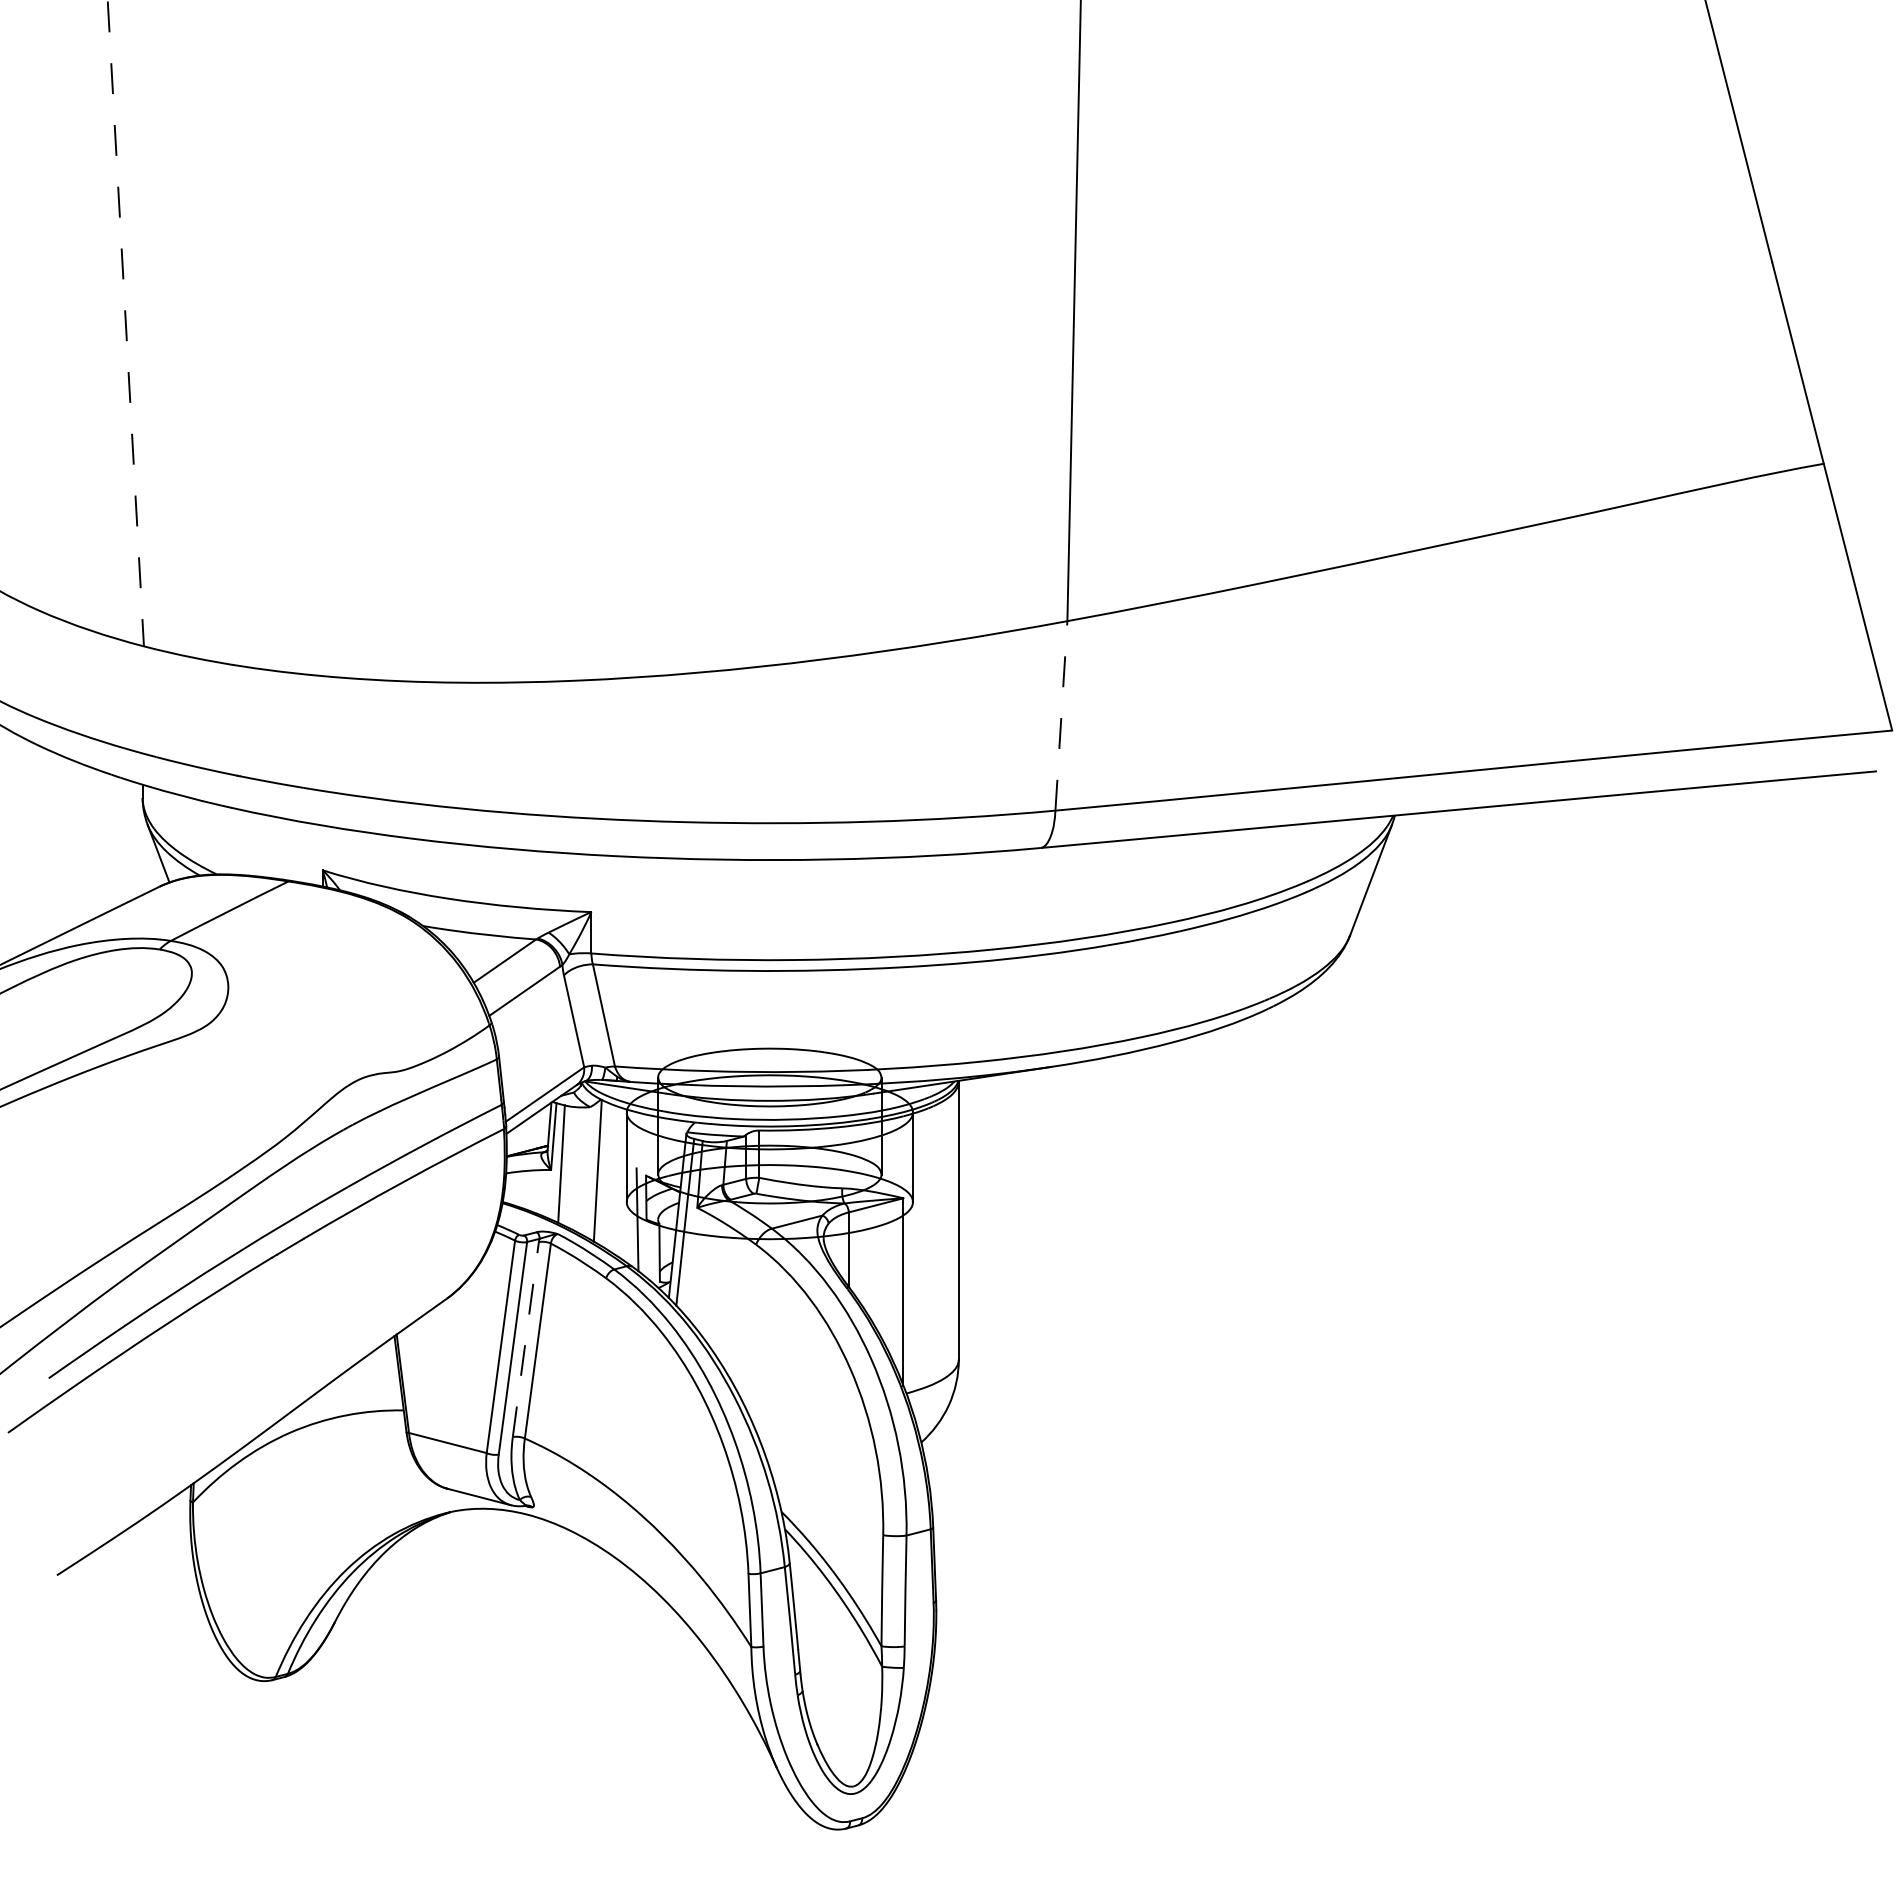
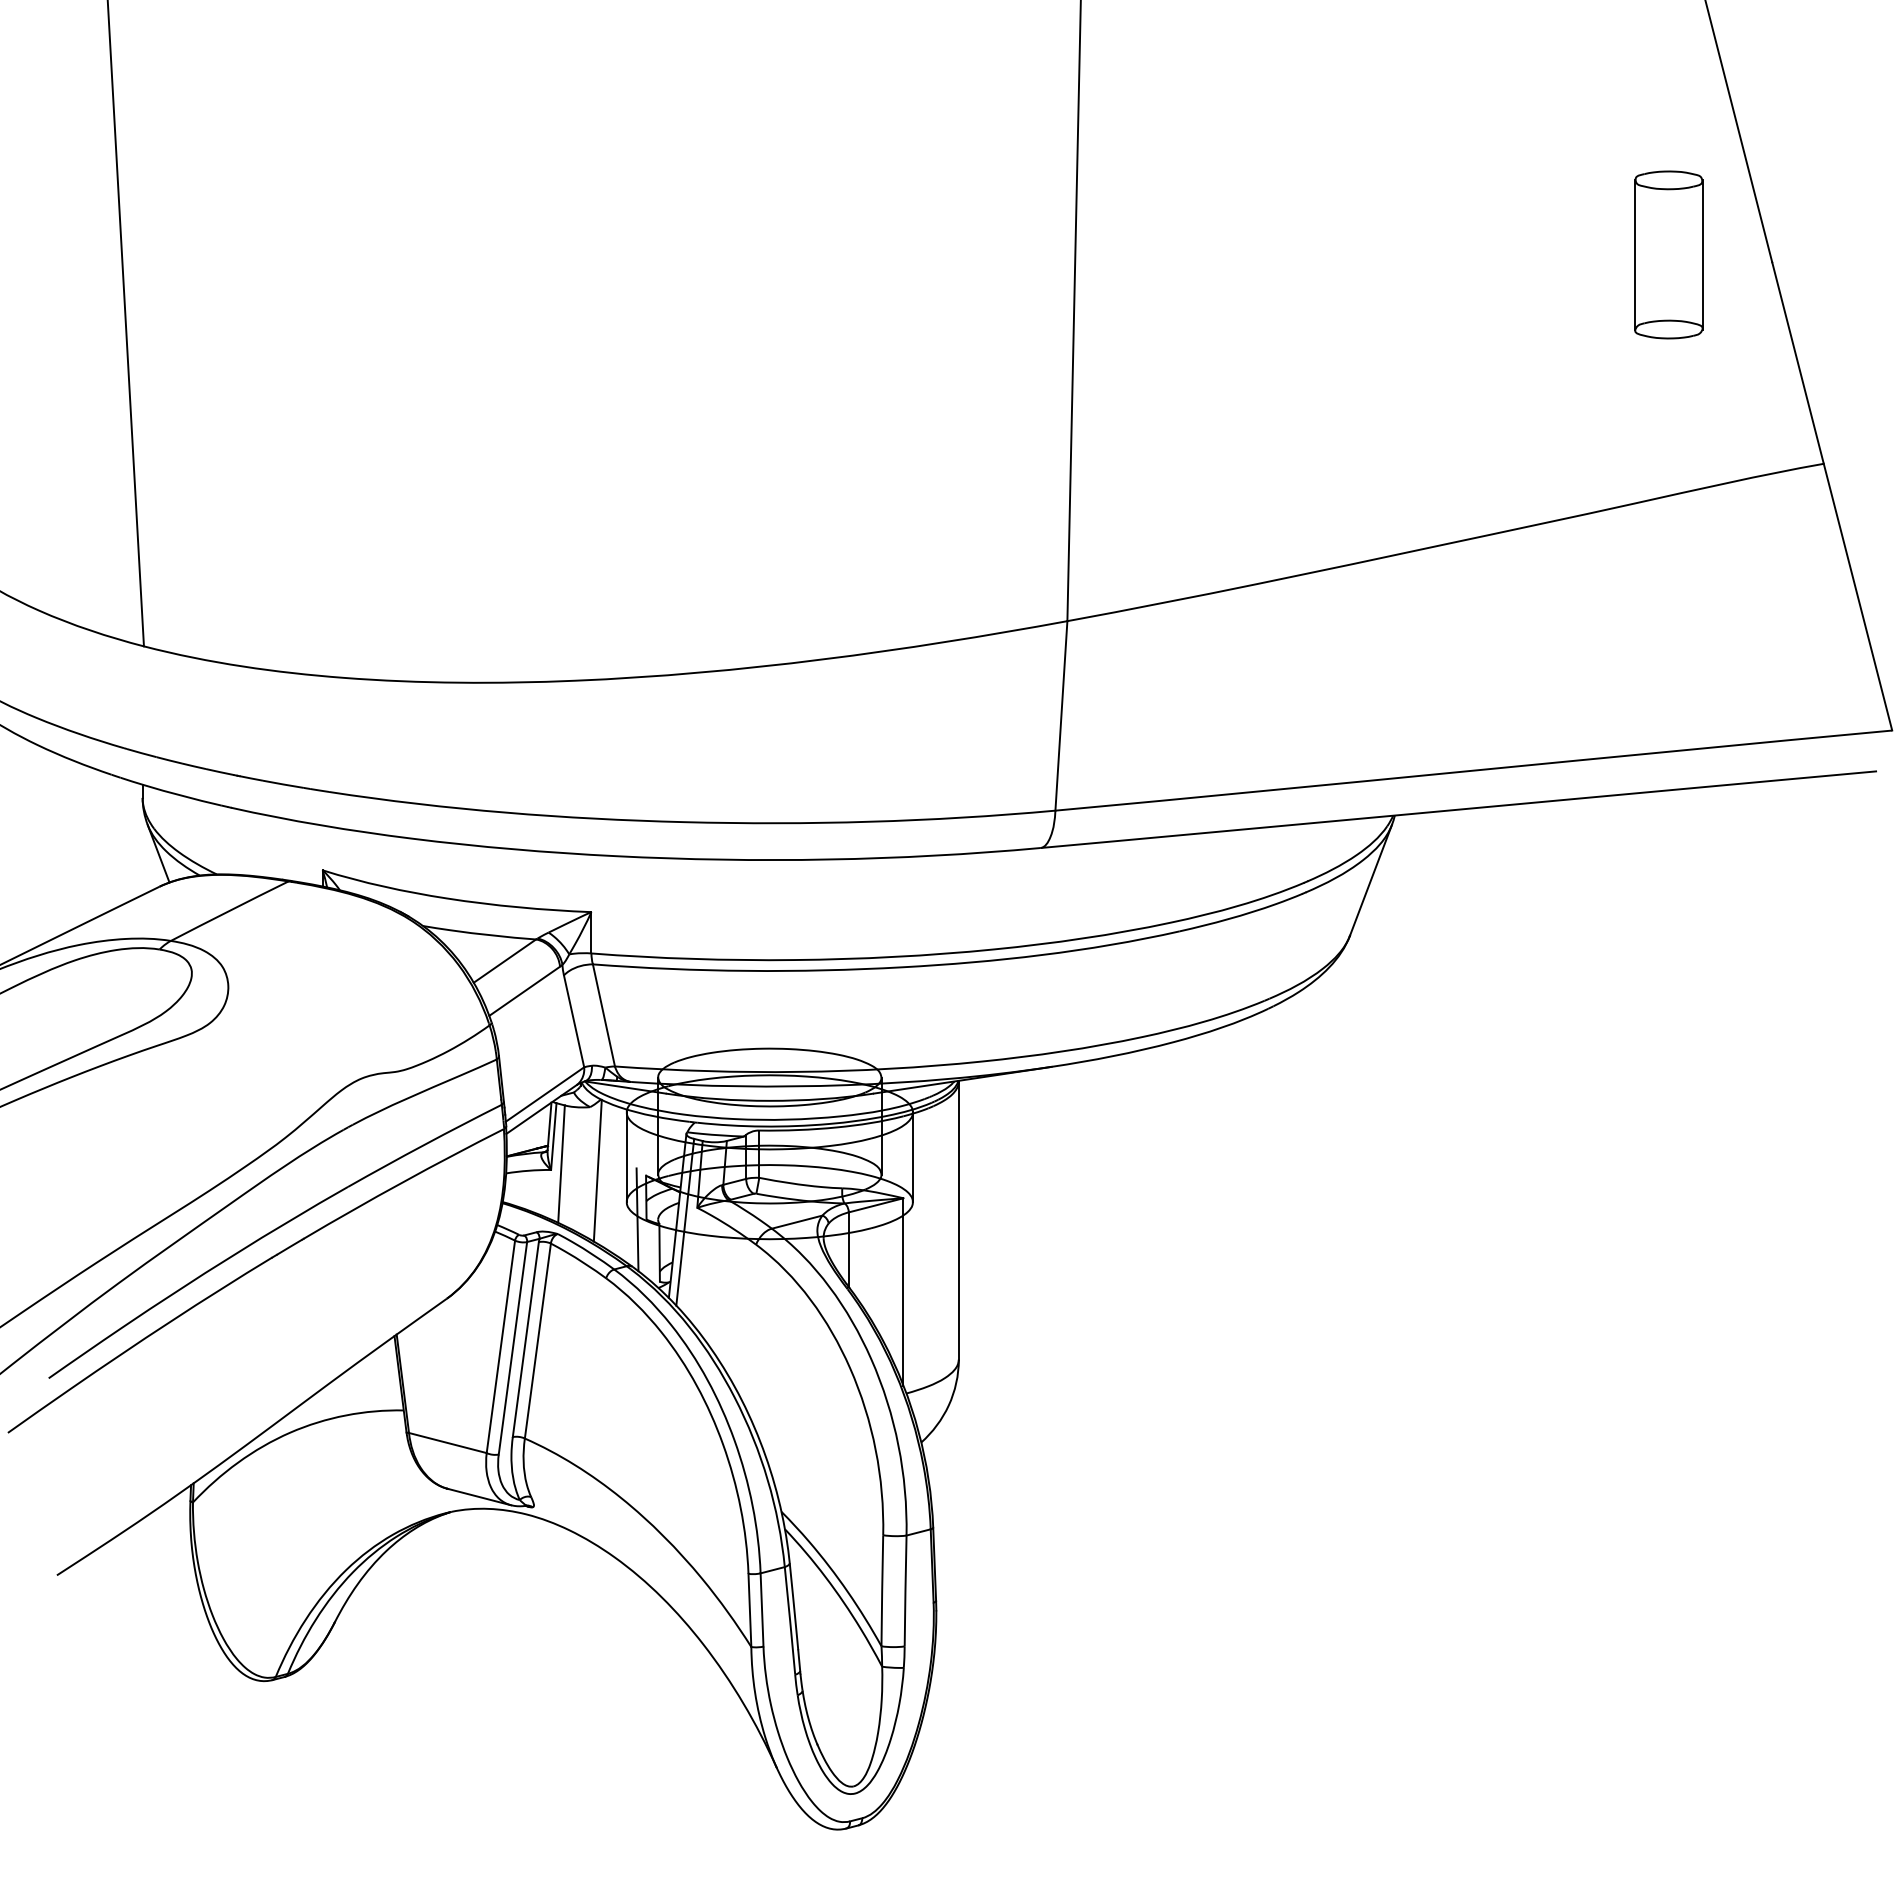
part: none -> present (1668, 254)
line: dashed -> solid (125, 324)
line: dashed -> solid (1061, 715)
line: dashed -> solid (525, 1339)
